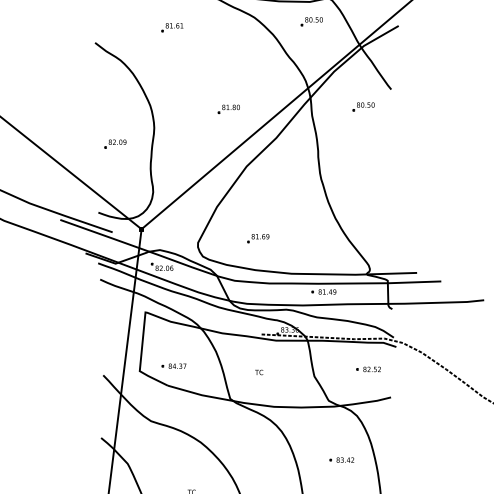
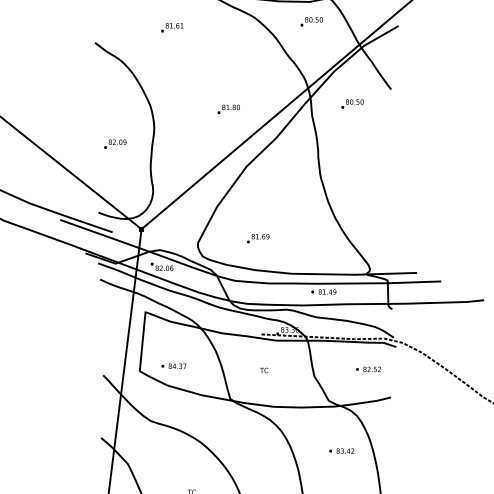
part position: (363, 106) -> (352, 103) (352, 103)
text position: (259, 372) -> (264, 370) (264, 370)
part position: (341, 459) -> (341, 450) (341, 450)
